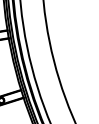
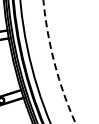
arc: solid -> dashed (54, 62)
